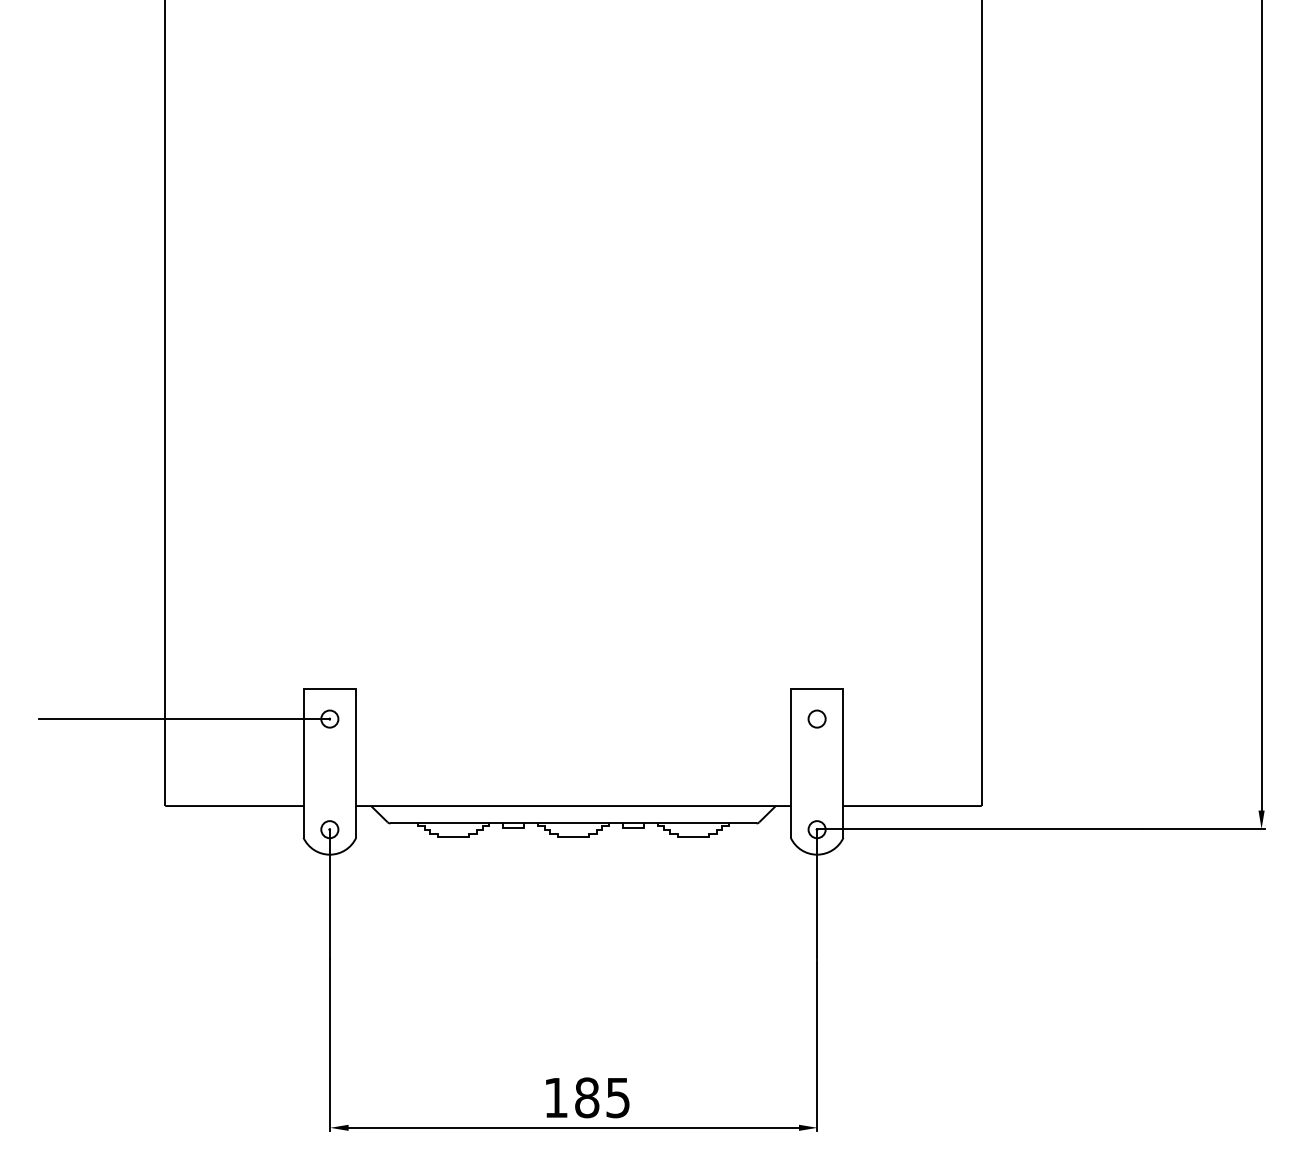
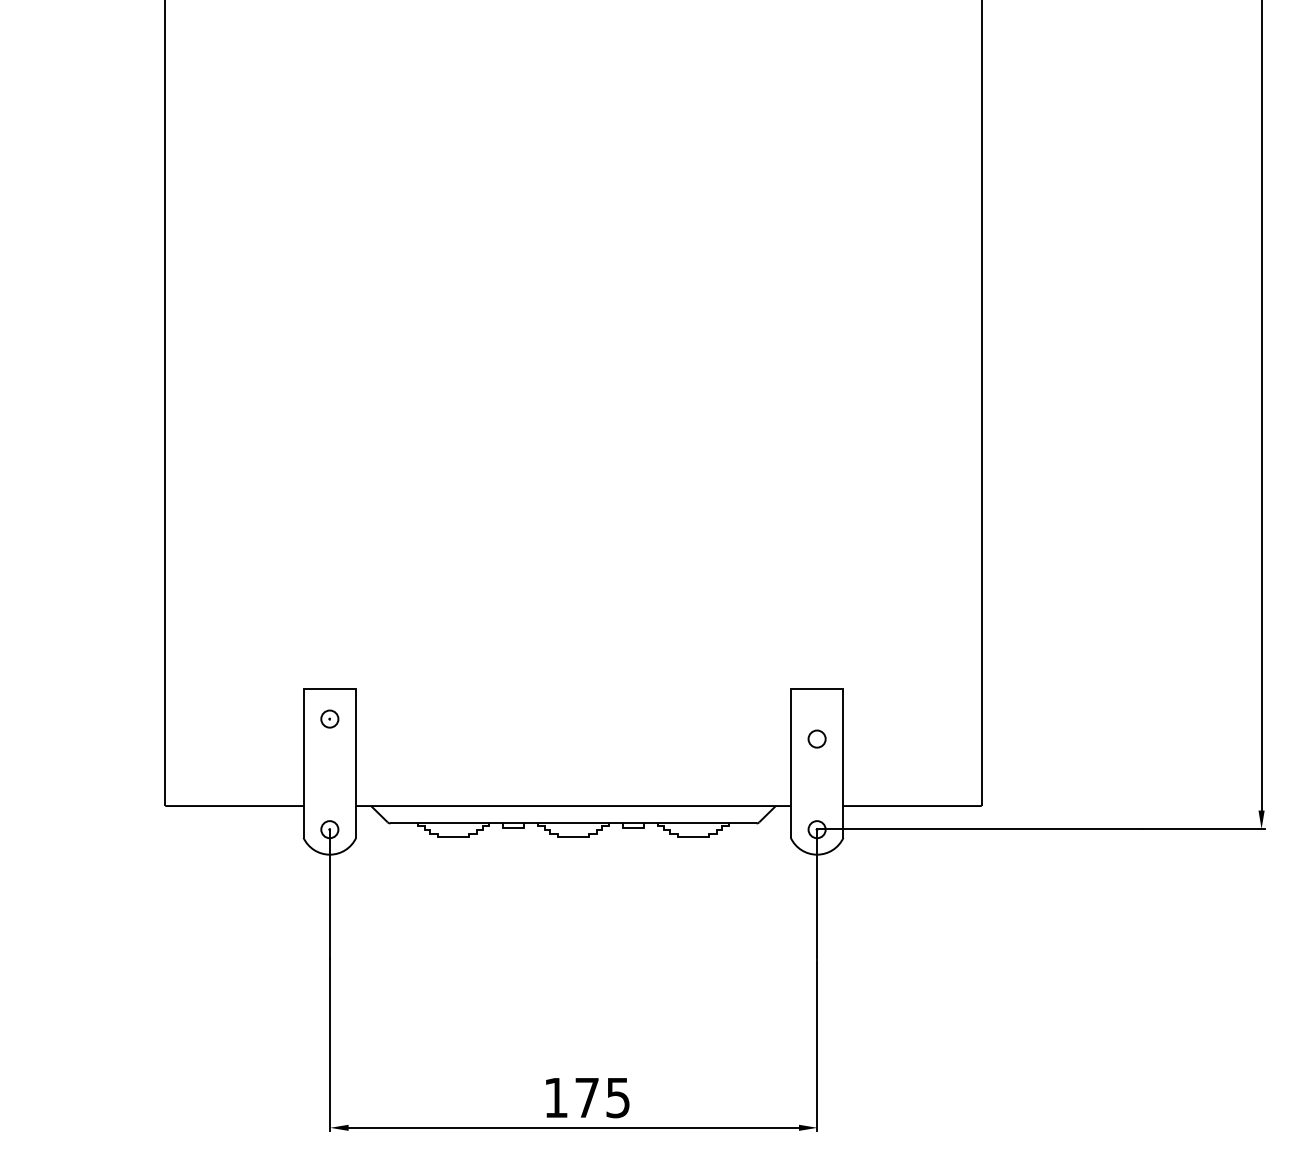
part position: (816, 718) -> (816, 738) (816, 738)
line: present -> none (184, 719)
text: 185 -> 175 (587, 1097)
